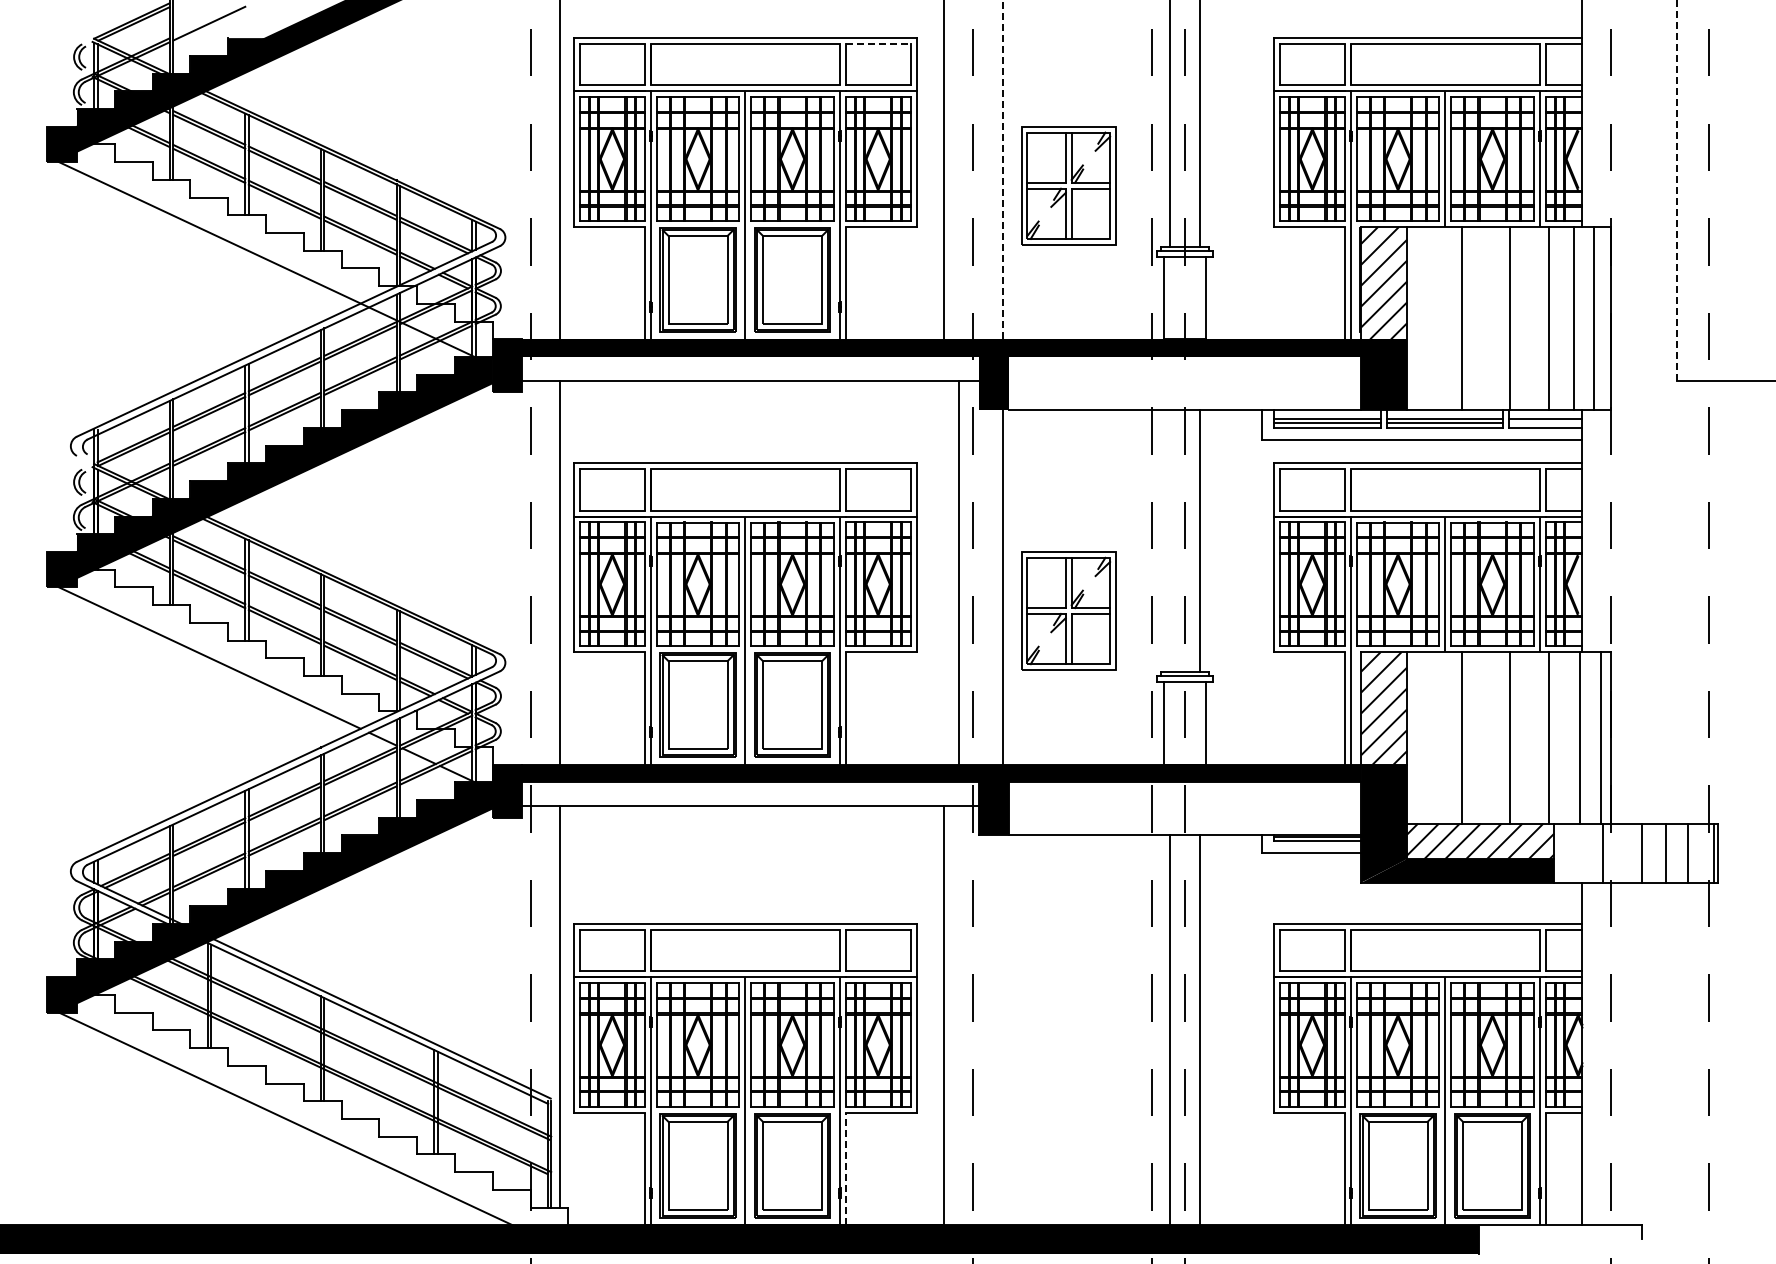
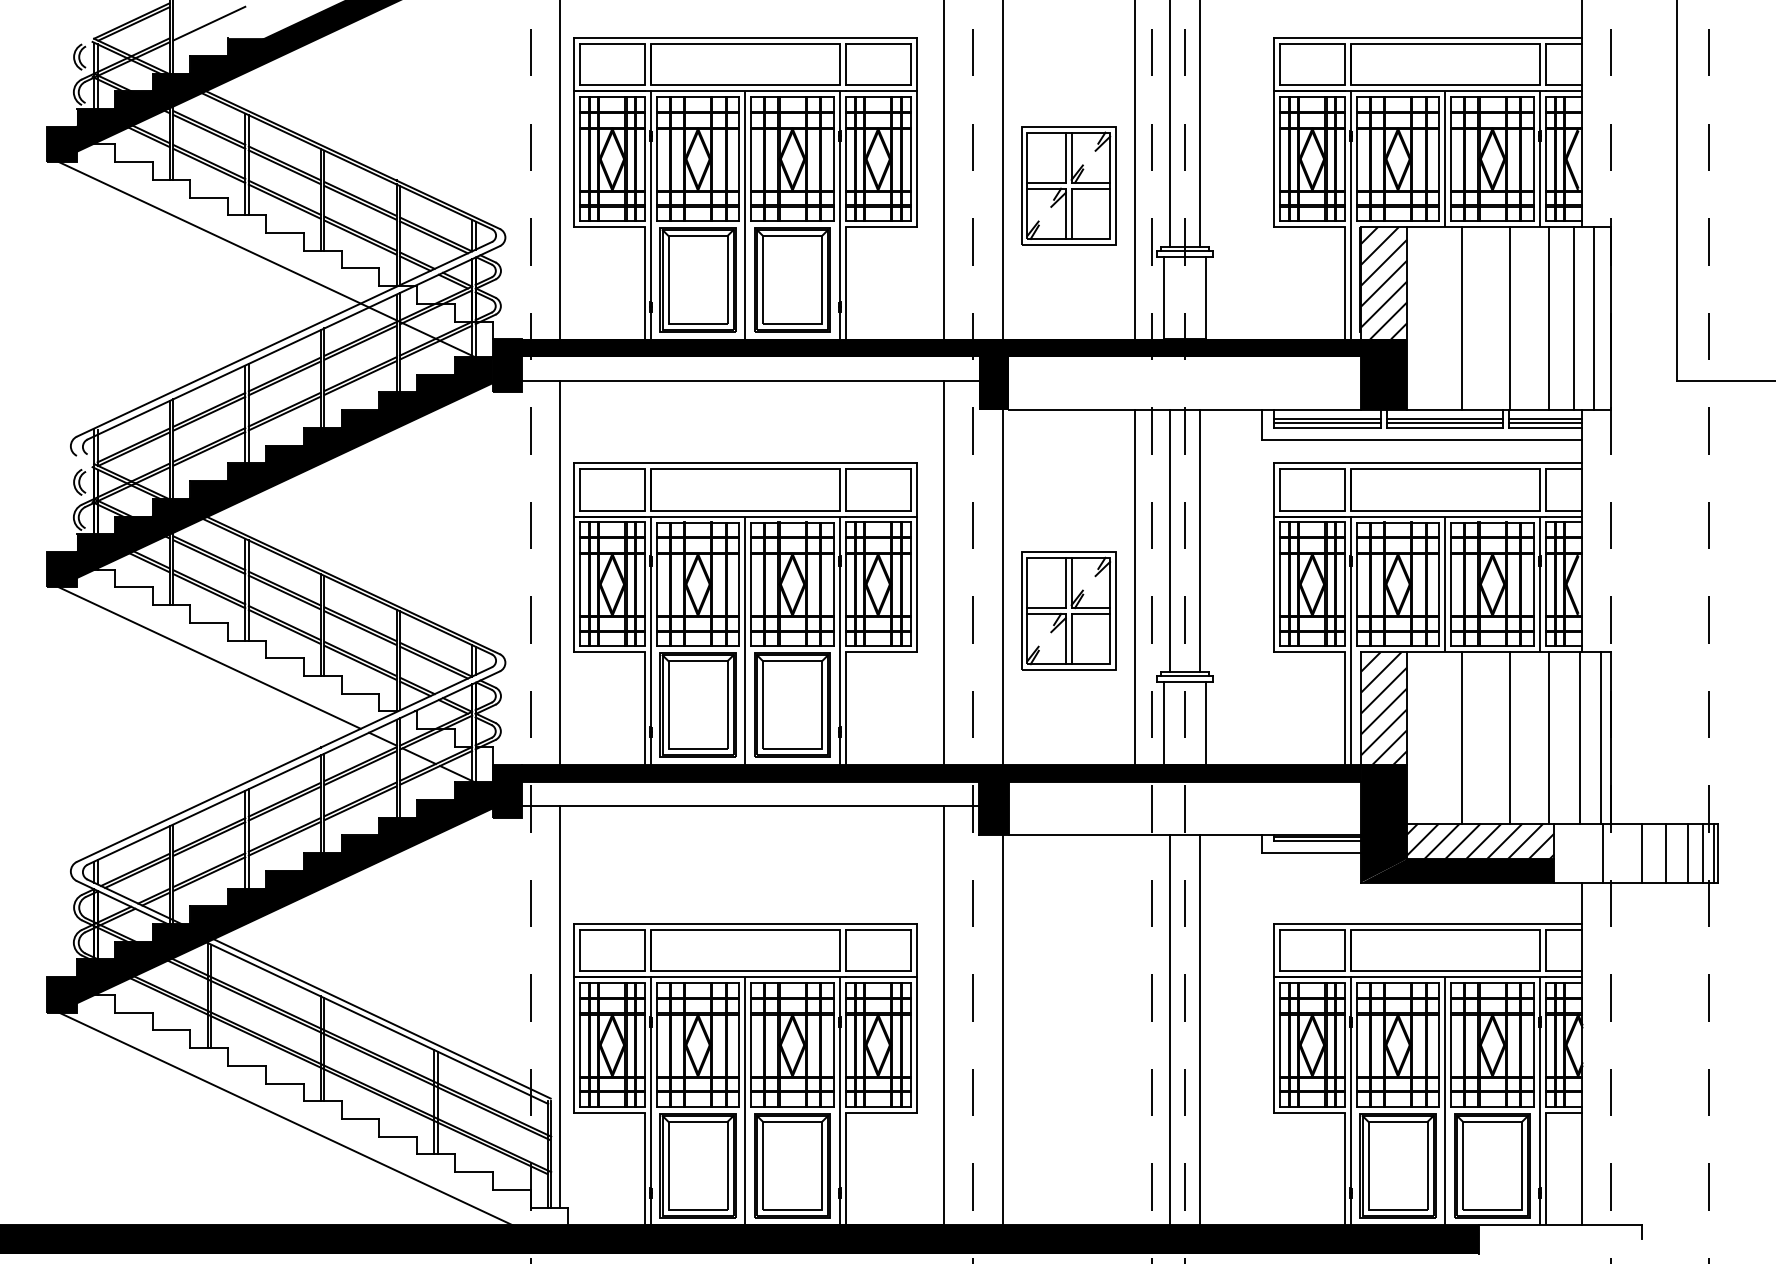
line: dashed -> solid (878, 44)
line: dashed -> solid (1002, 169)
line: none -> present (1134, 170)
line: dashed -> solid (1676, 189)
line: none -> present (1545, 422)
line: none -> present (1170, 541)
line position: (958, 572) -> (943, 572) (943, 572)
line: none -> present (1134, 587)
line: none -> present (1703, 852)
line: none -> present (1002, 1030)
line: dashed -> solid (845, 1168)
